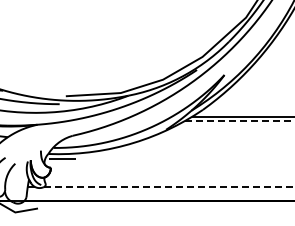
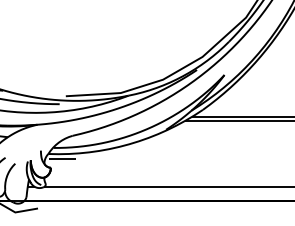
line: dashed -> solid (239, 121)
line: dashed -> solid (169, 187)
